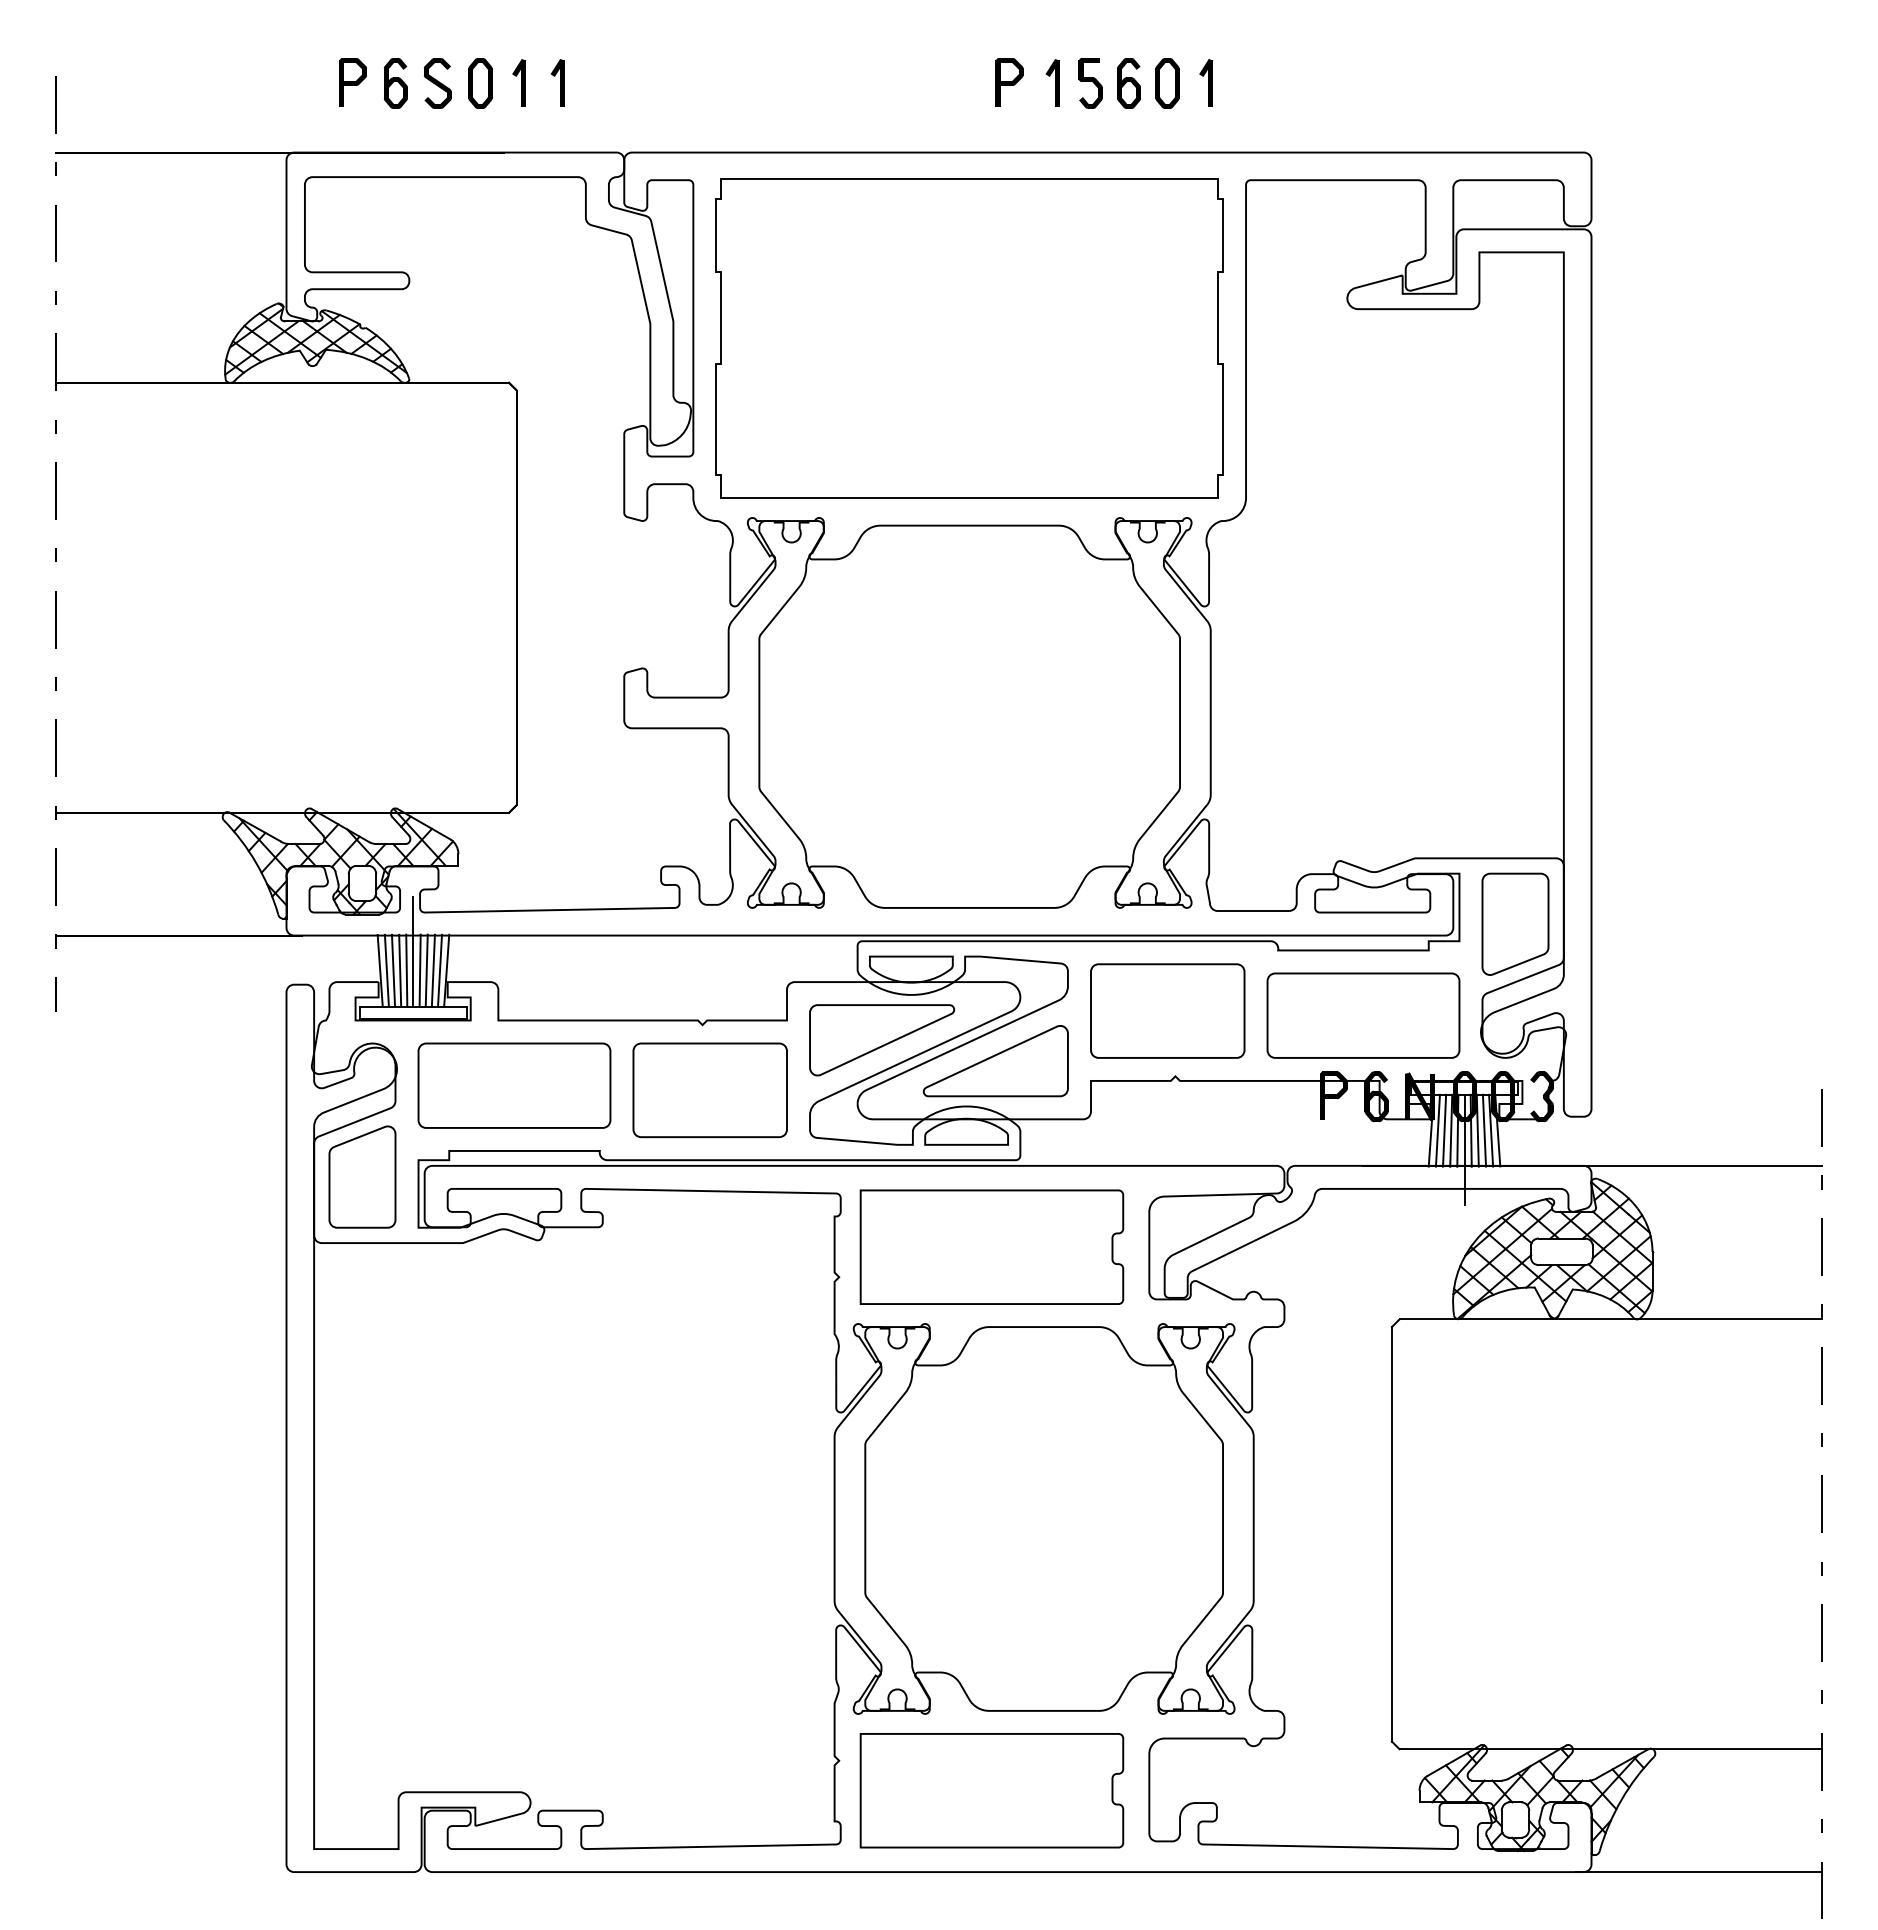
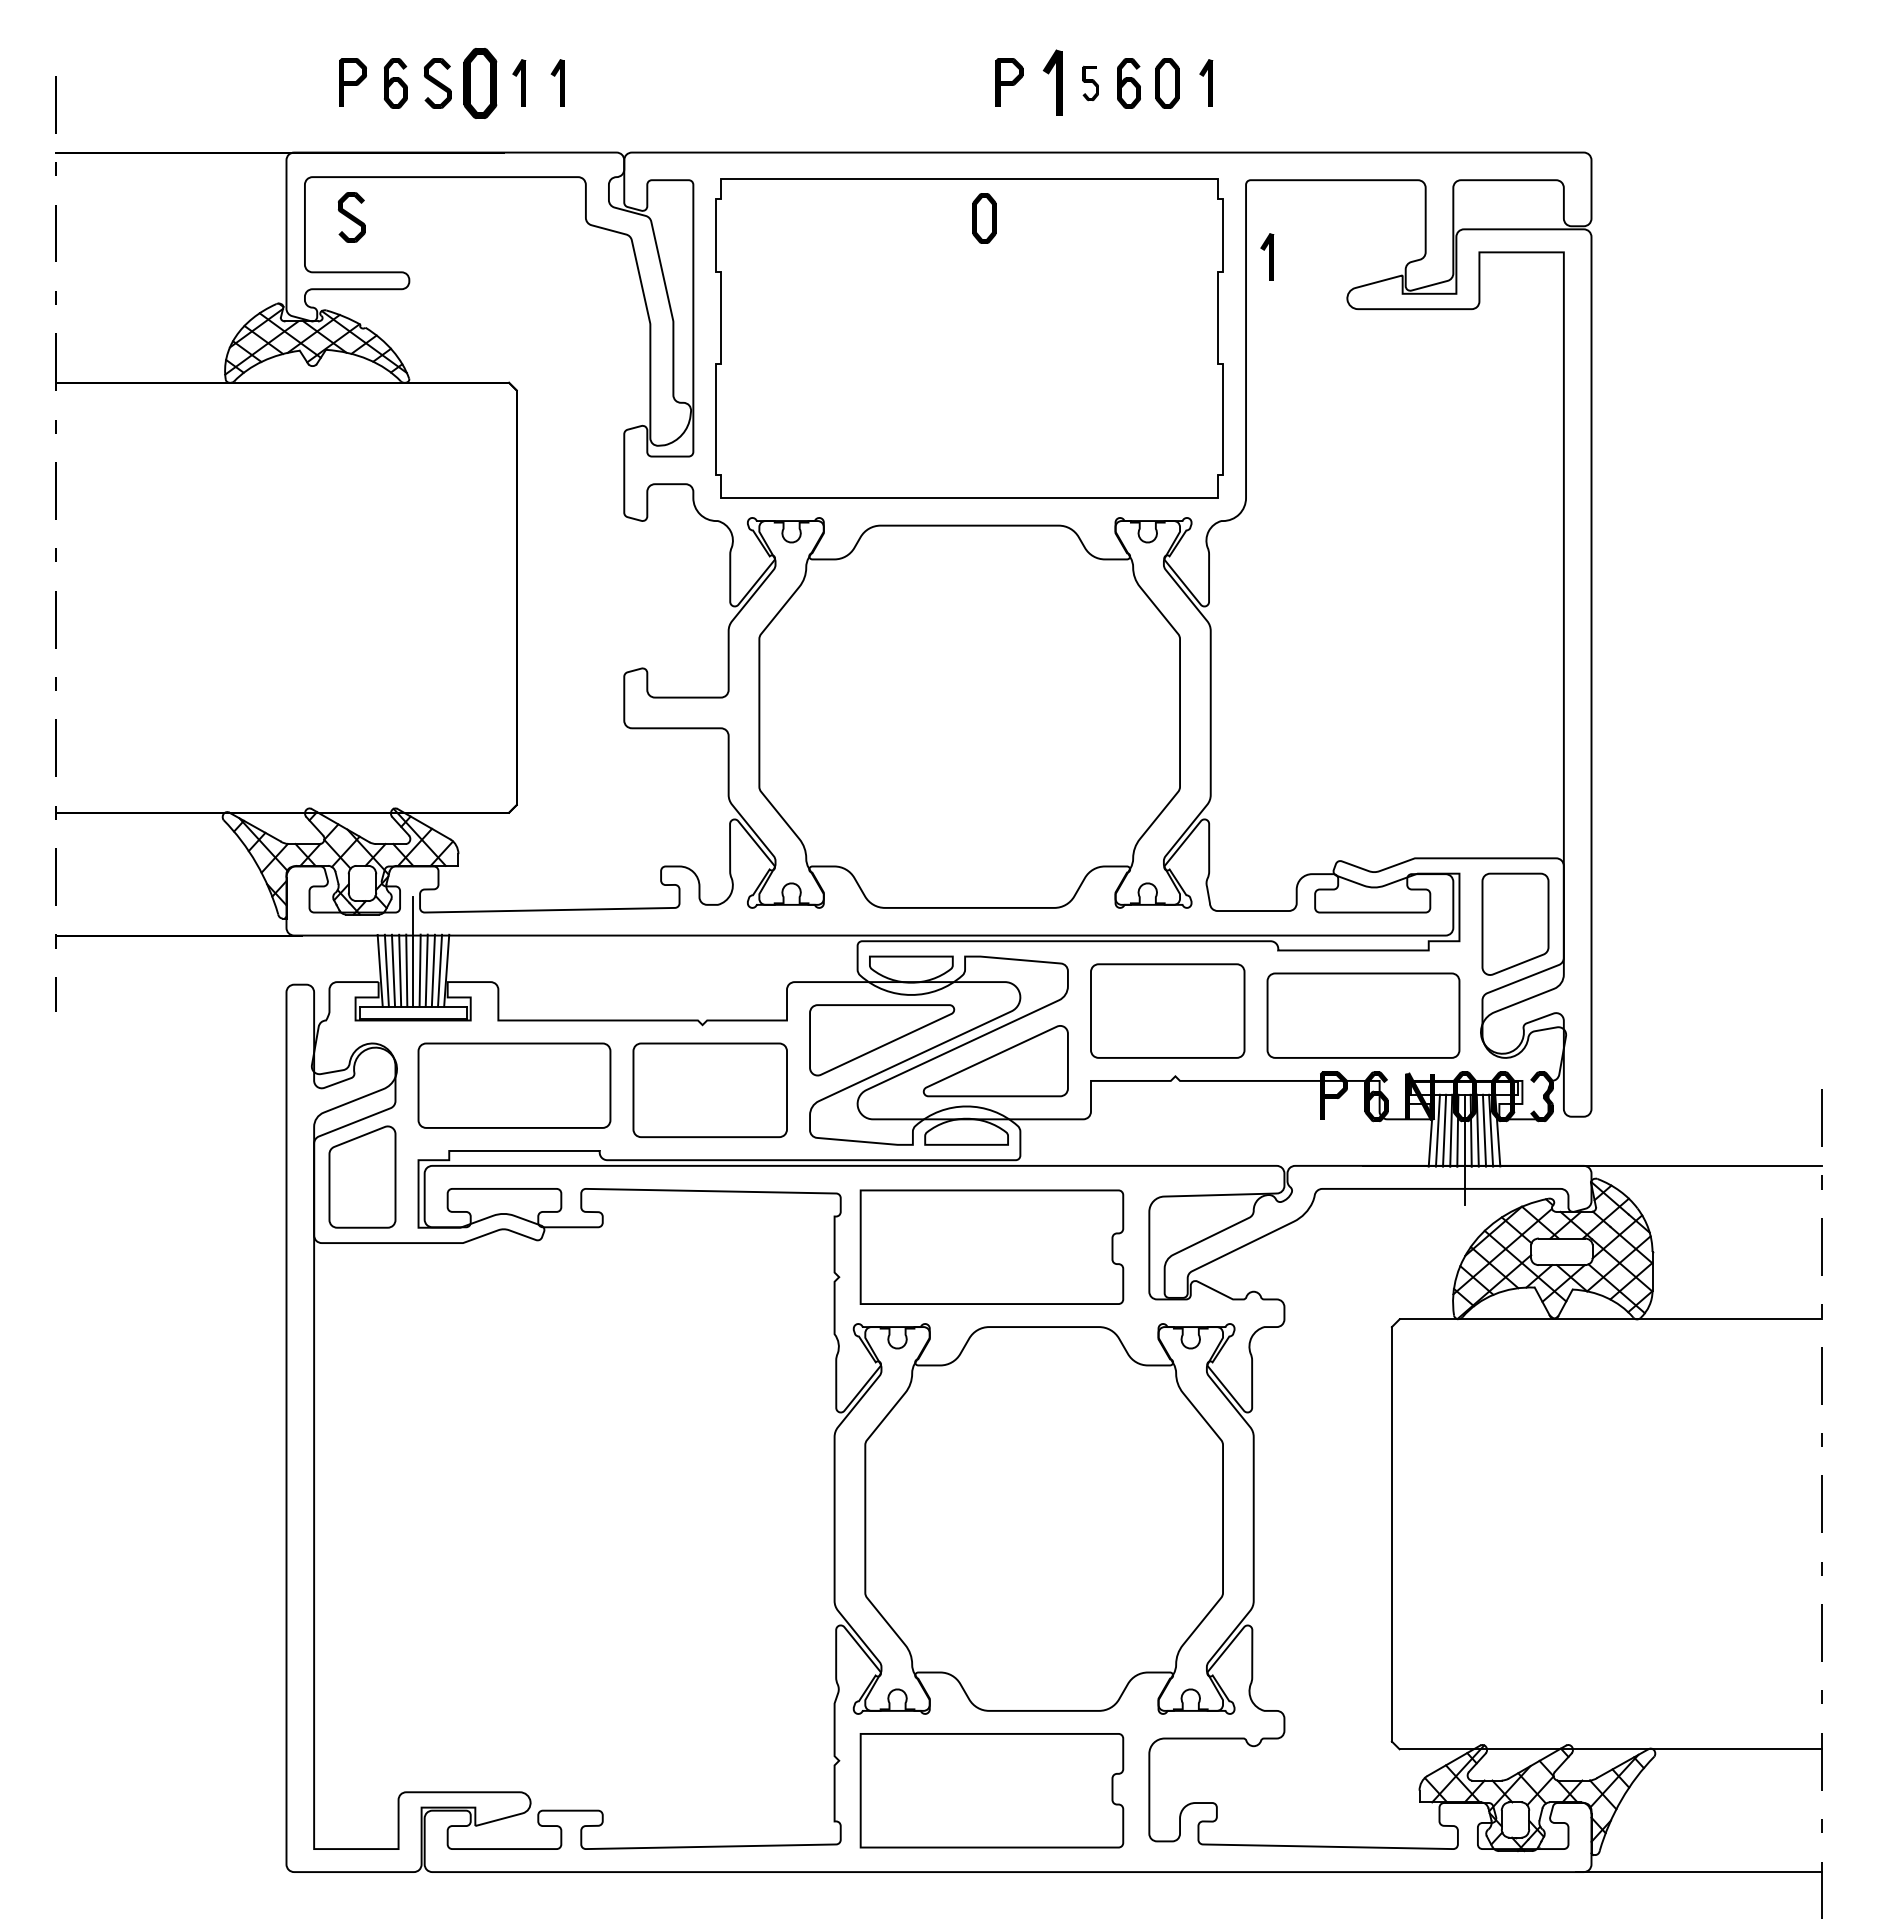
part size: 15x48 px -> 21x67 px (1052, 82)
part size: 25x51 px -> 35x71 px (480, 83)
part size: 25x51 px -> 17x37 px (1090, 83)
part: none -> present (351, 217)
part: none -> present (984, 218)
part: none -> present (1267, 256)
